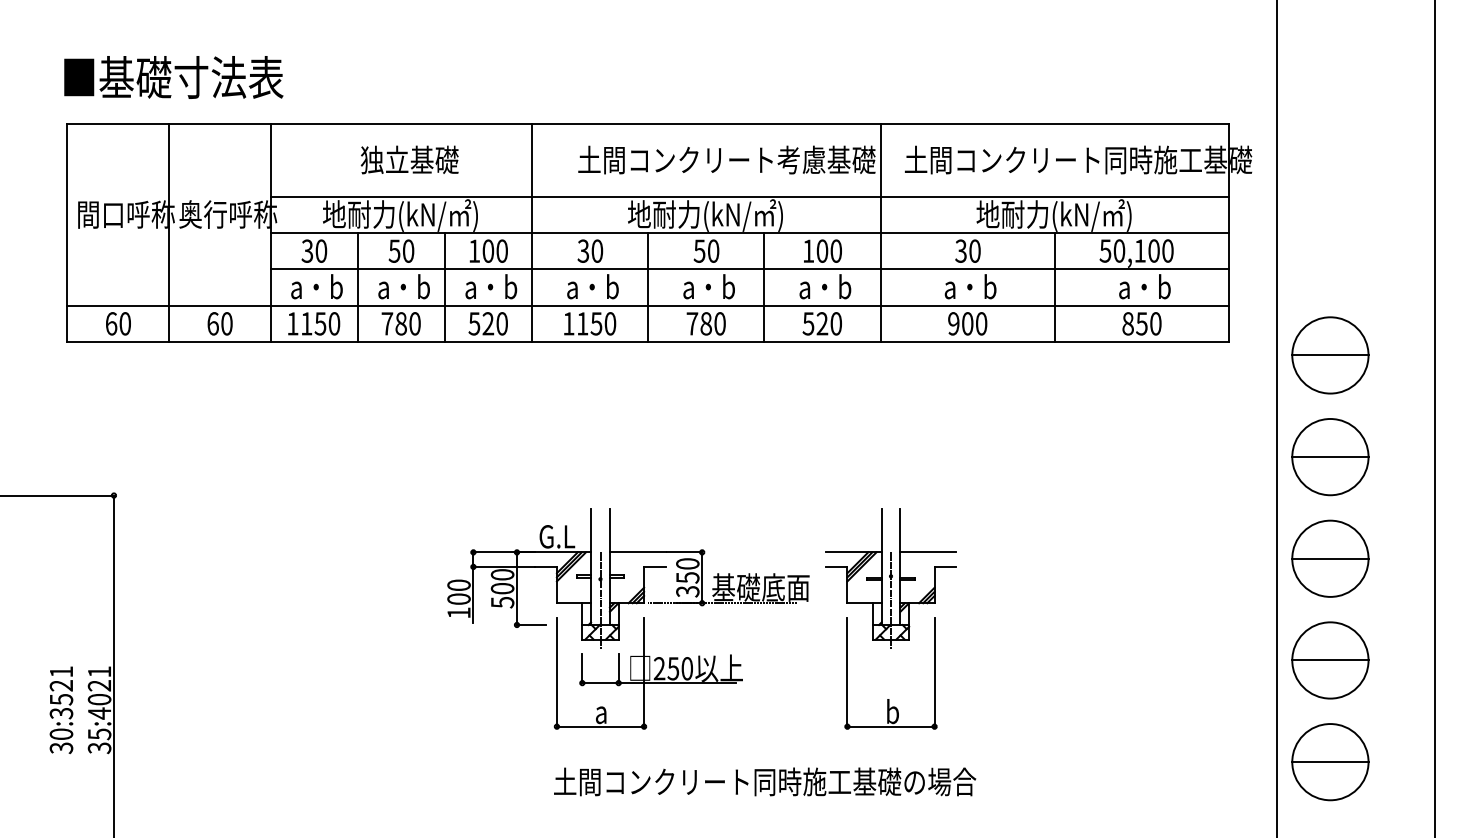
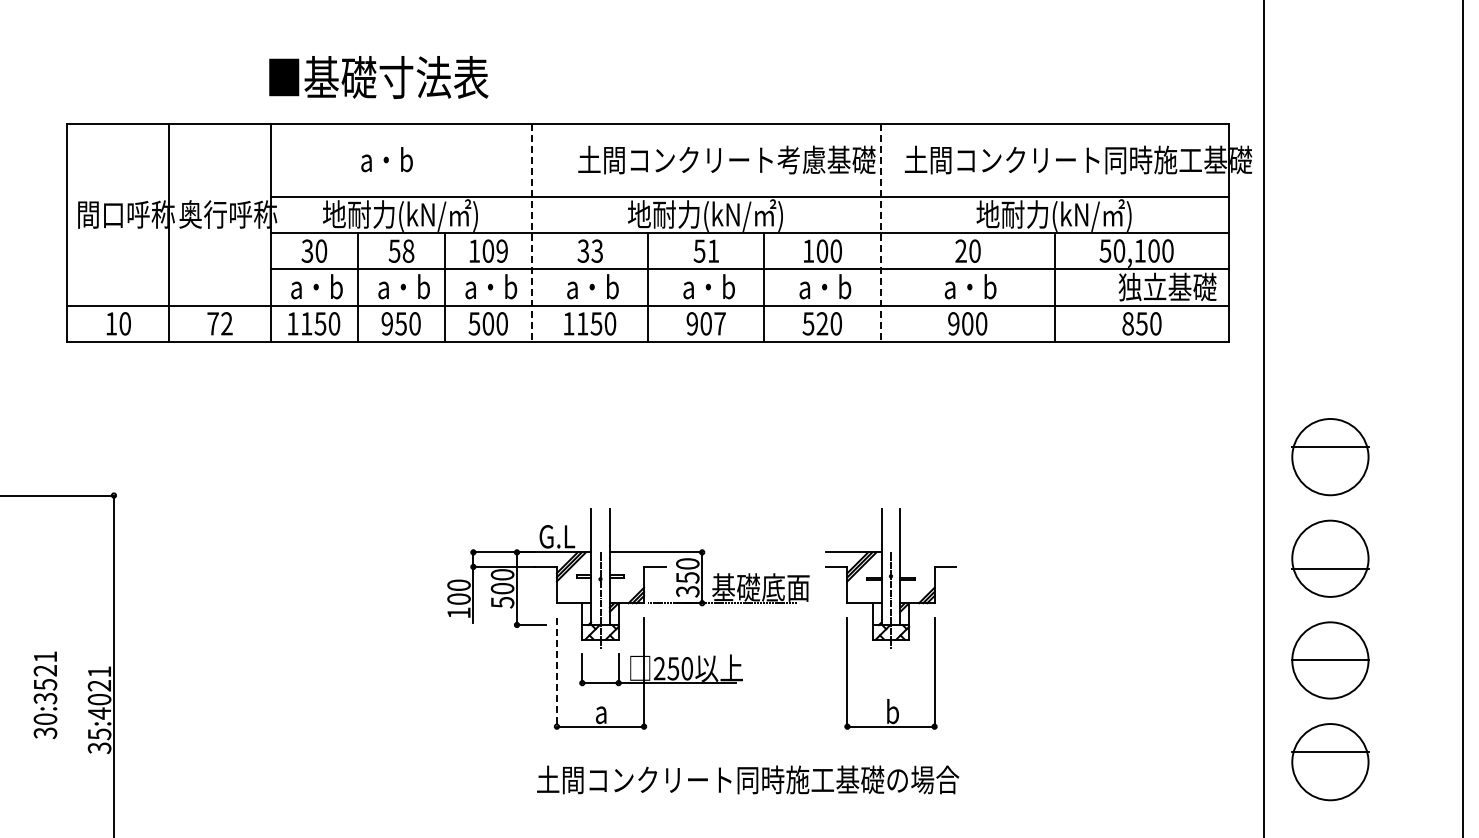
text position: (173, 77) -> (378, 77) (378, 77)
text: 独立基礎 -> a・b (409, 159)
line: solid -> dashed (531, 233)
line: solid -> dashed (880, 233)
text: 100 -> 109 (501, 250)
text: 30 -> 33 (597, 250)
text: 50 -> 51 (713, 250)
text: 50 -> 58 (408, 251)
text: 30 -> 20 (960, 251)
text: a・b -> 独立基礎 (1167, 286)
text: 60 -> 10 (111, 323)
text: 60 -> 72 (219, 323)
text: 780 -> 950 (393, 323)
text: 520 -> 500 (488, 323)
text: 780 -> 907 (705, 323)
part: present -> none (1330, 355)
line position: (1277, 418) -> (1264, 418) (1264, 418)
line position: (1434, 418) -> (1462, 418) (1462, 418)
line position: (1330, 457) -> (1330, 447) (1330, 447)
line: present -> none (928, 552)
line position: (1330, 558) -> (1330, 568) (1330, 568)
line: solid -> dashed (556, 672)
text position: (61, 710) -> (45, 695) (45, 695)
line position: (1330, 762) -> (1330, 752) (1330, 752)
text position: (765, 781) -> (748, 779) (748, 779)
